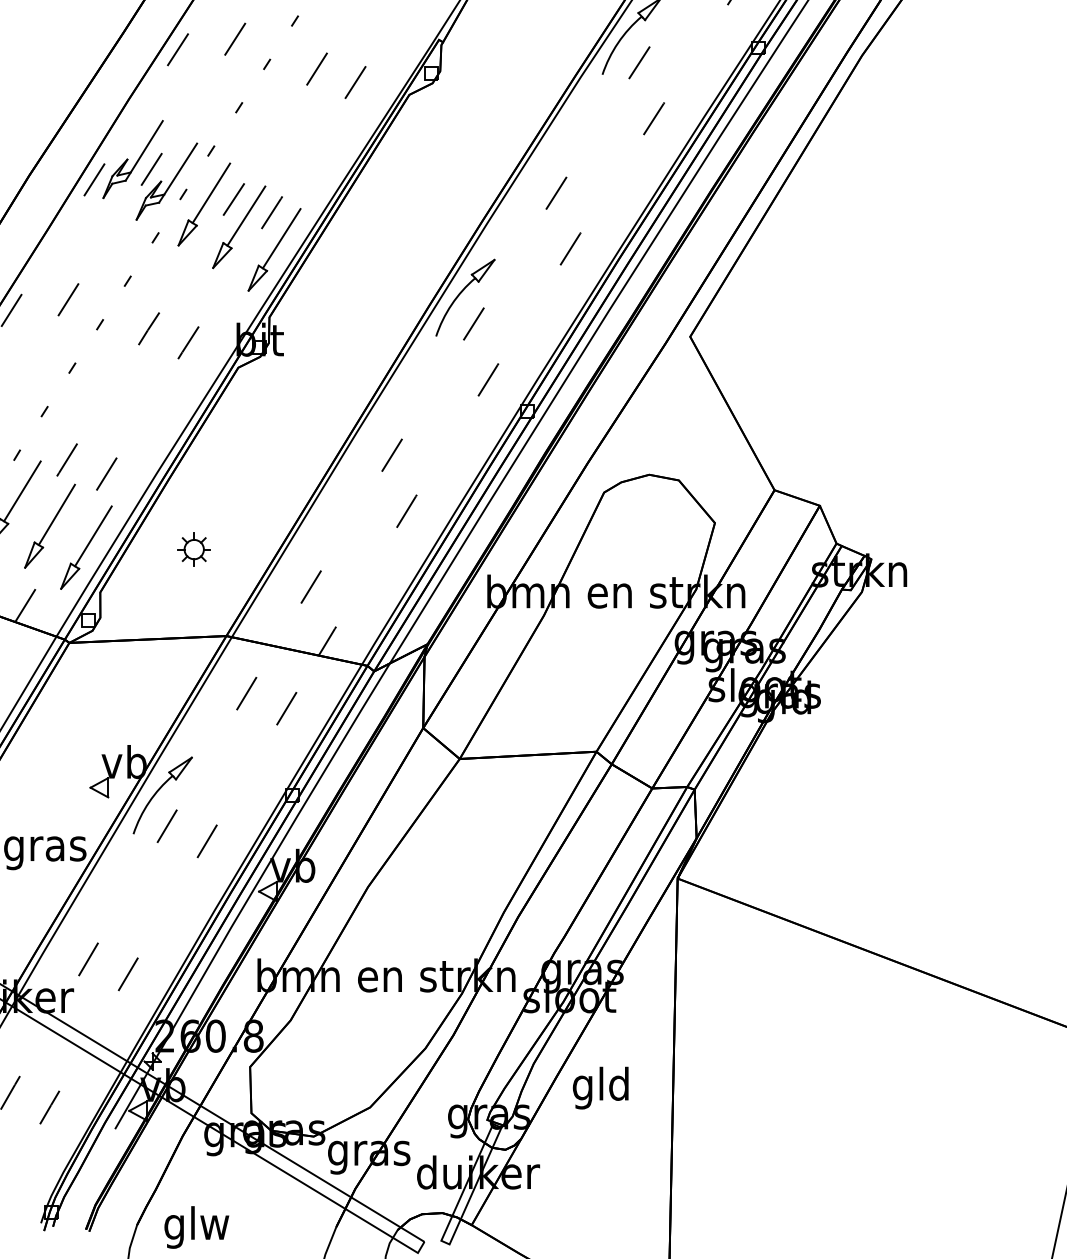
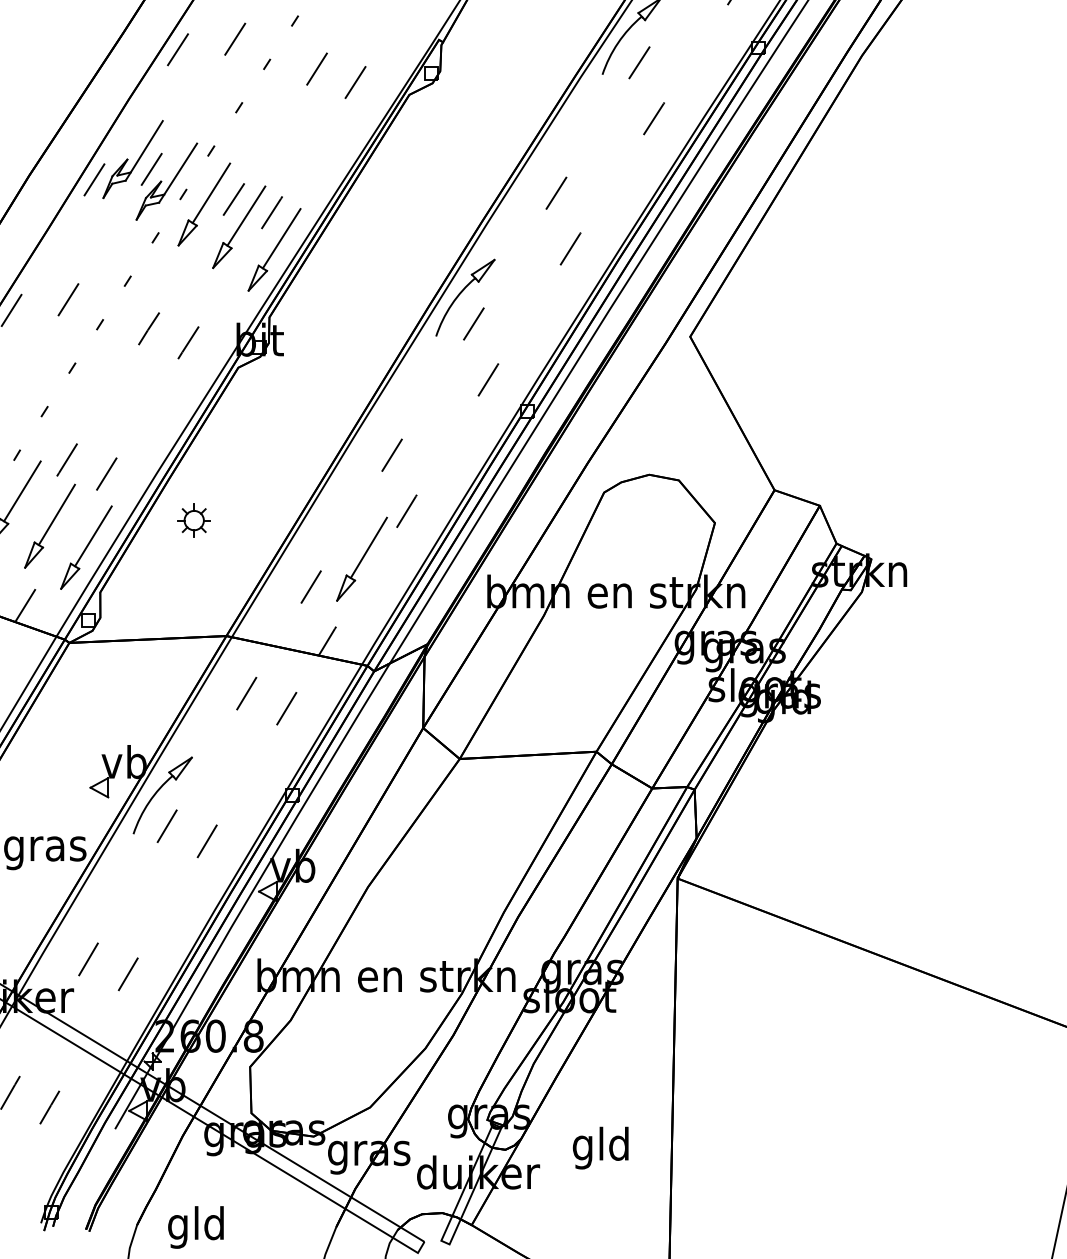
part position: (193, 549) -> (193, 520) (193, 520)
part: none -> present (361, 558)
text position: (600, 1087) -> (600, 1147) (600, 1147)
text: glw -> gld (196, 1227)
